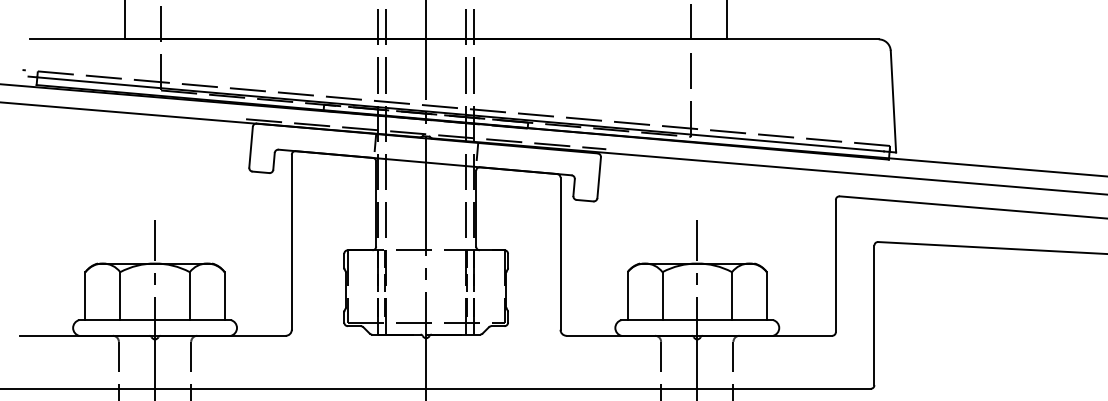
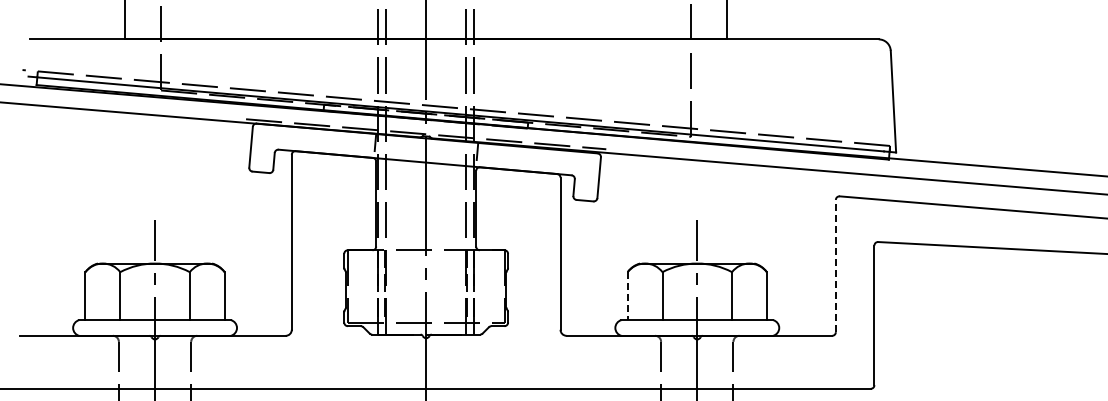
line: solid -> dashed (835, 265)
line: solid -> dashed (627, 296)
